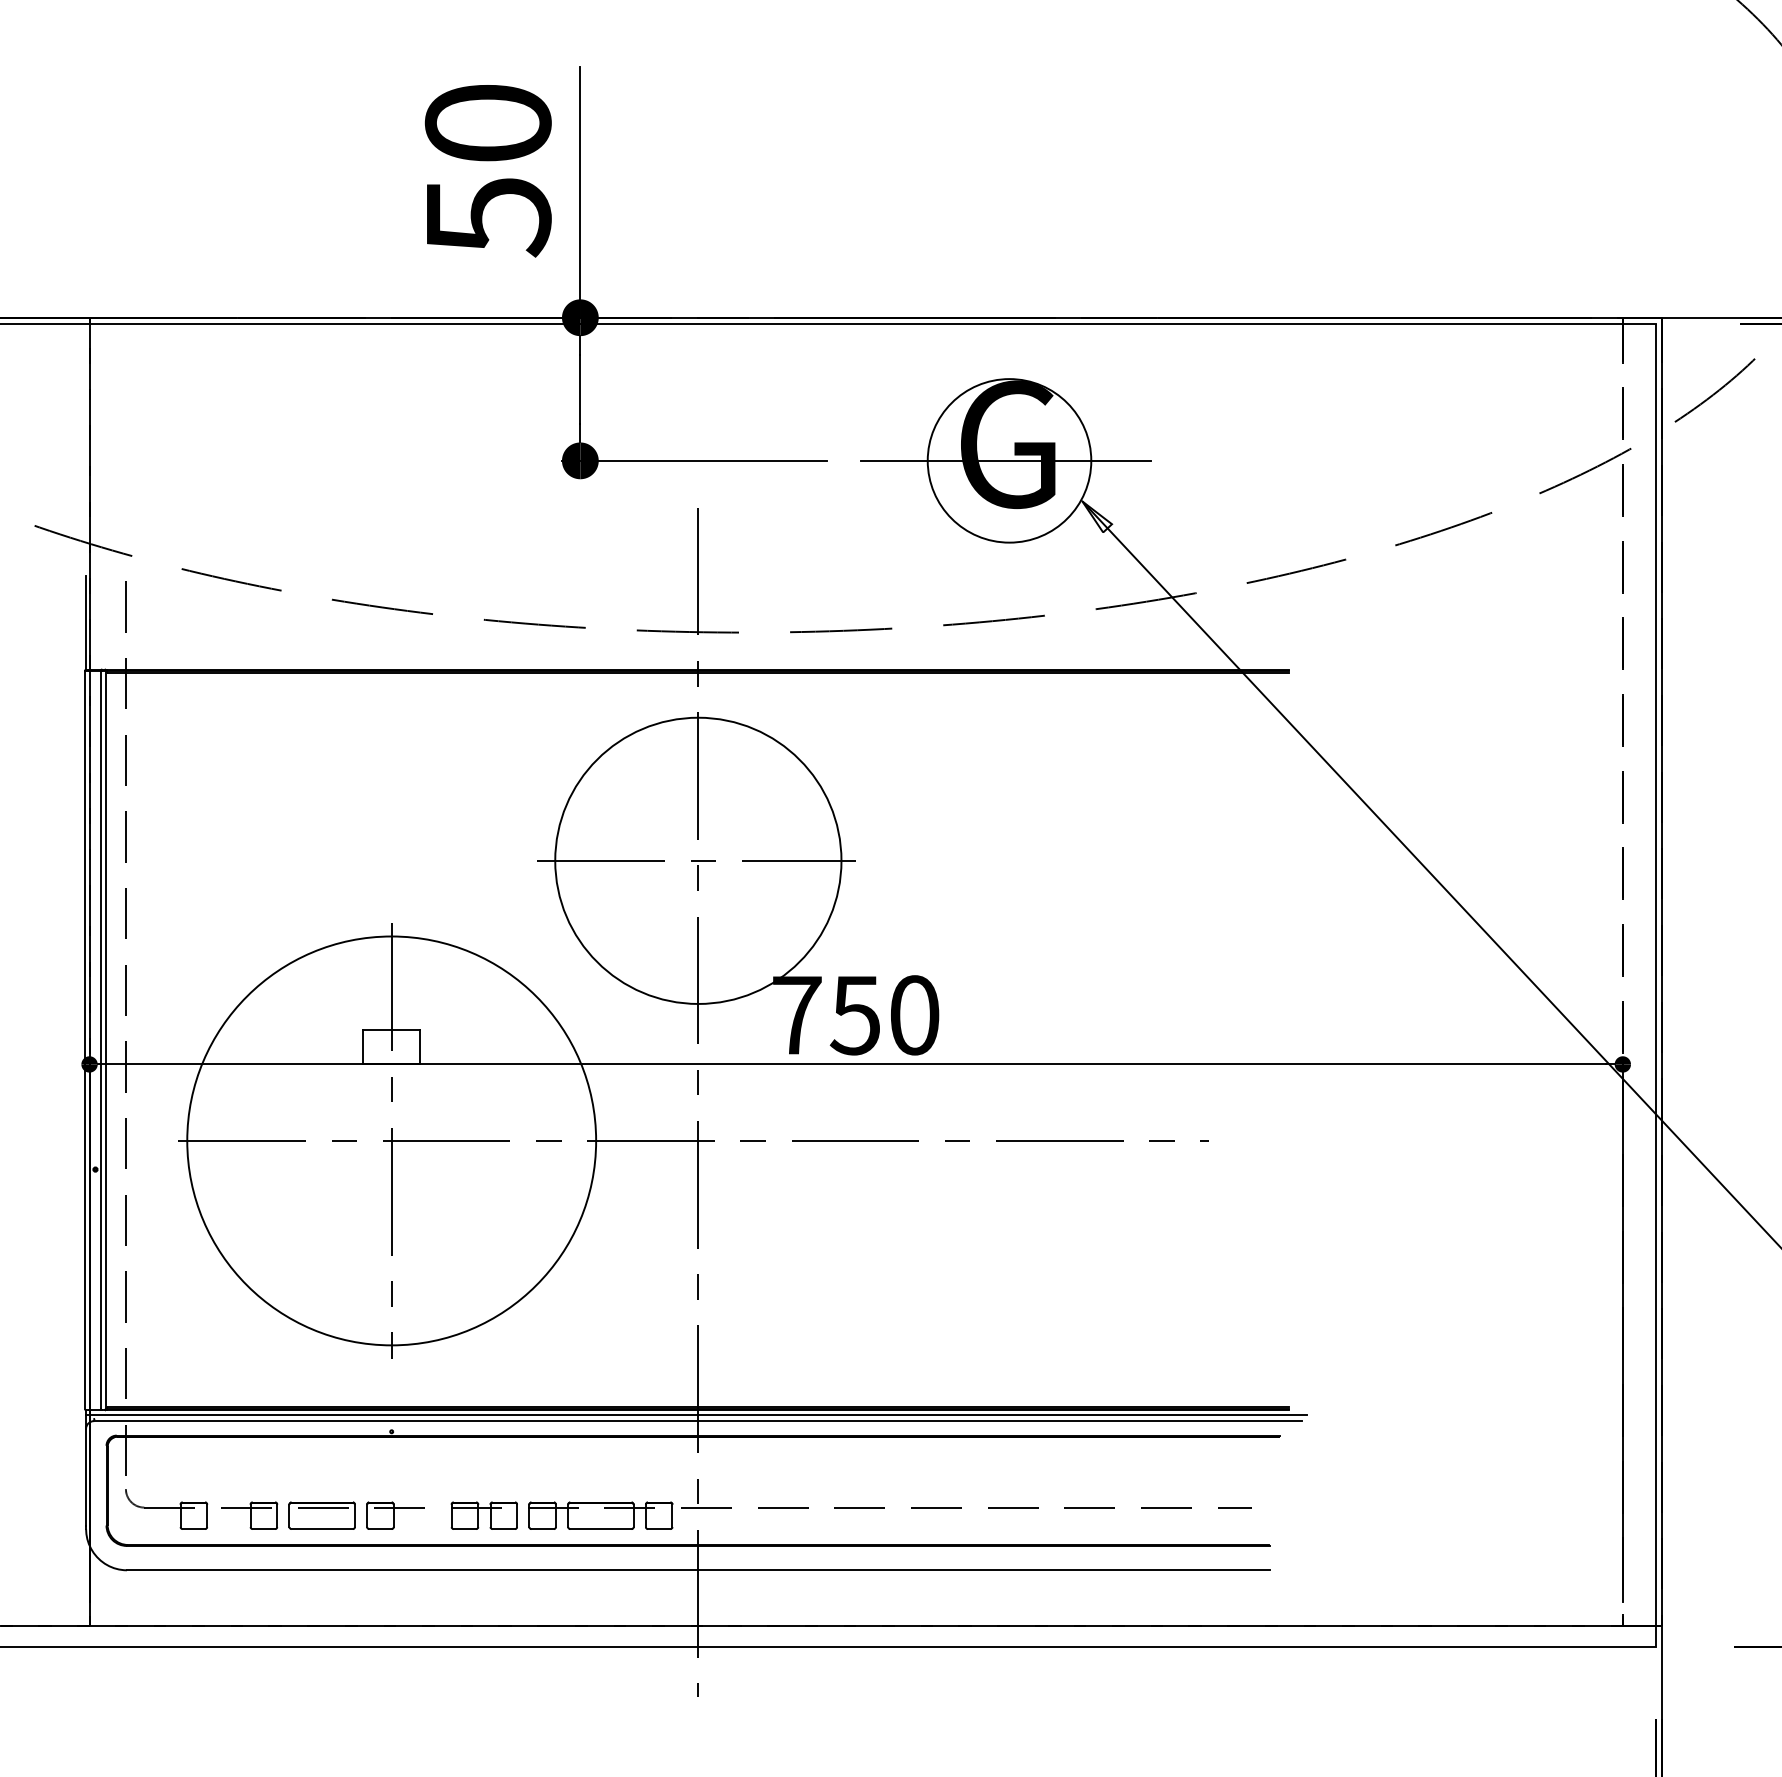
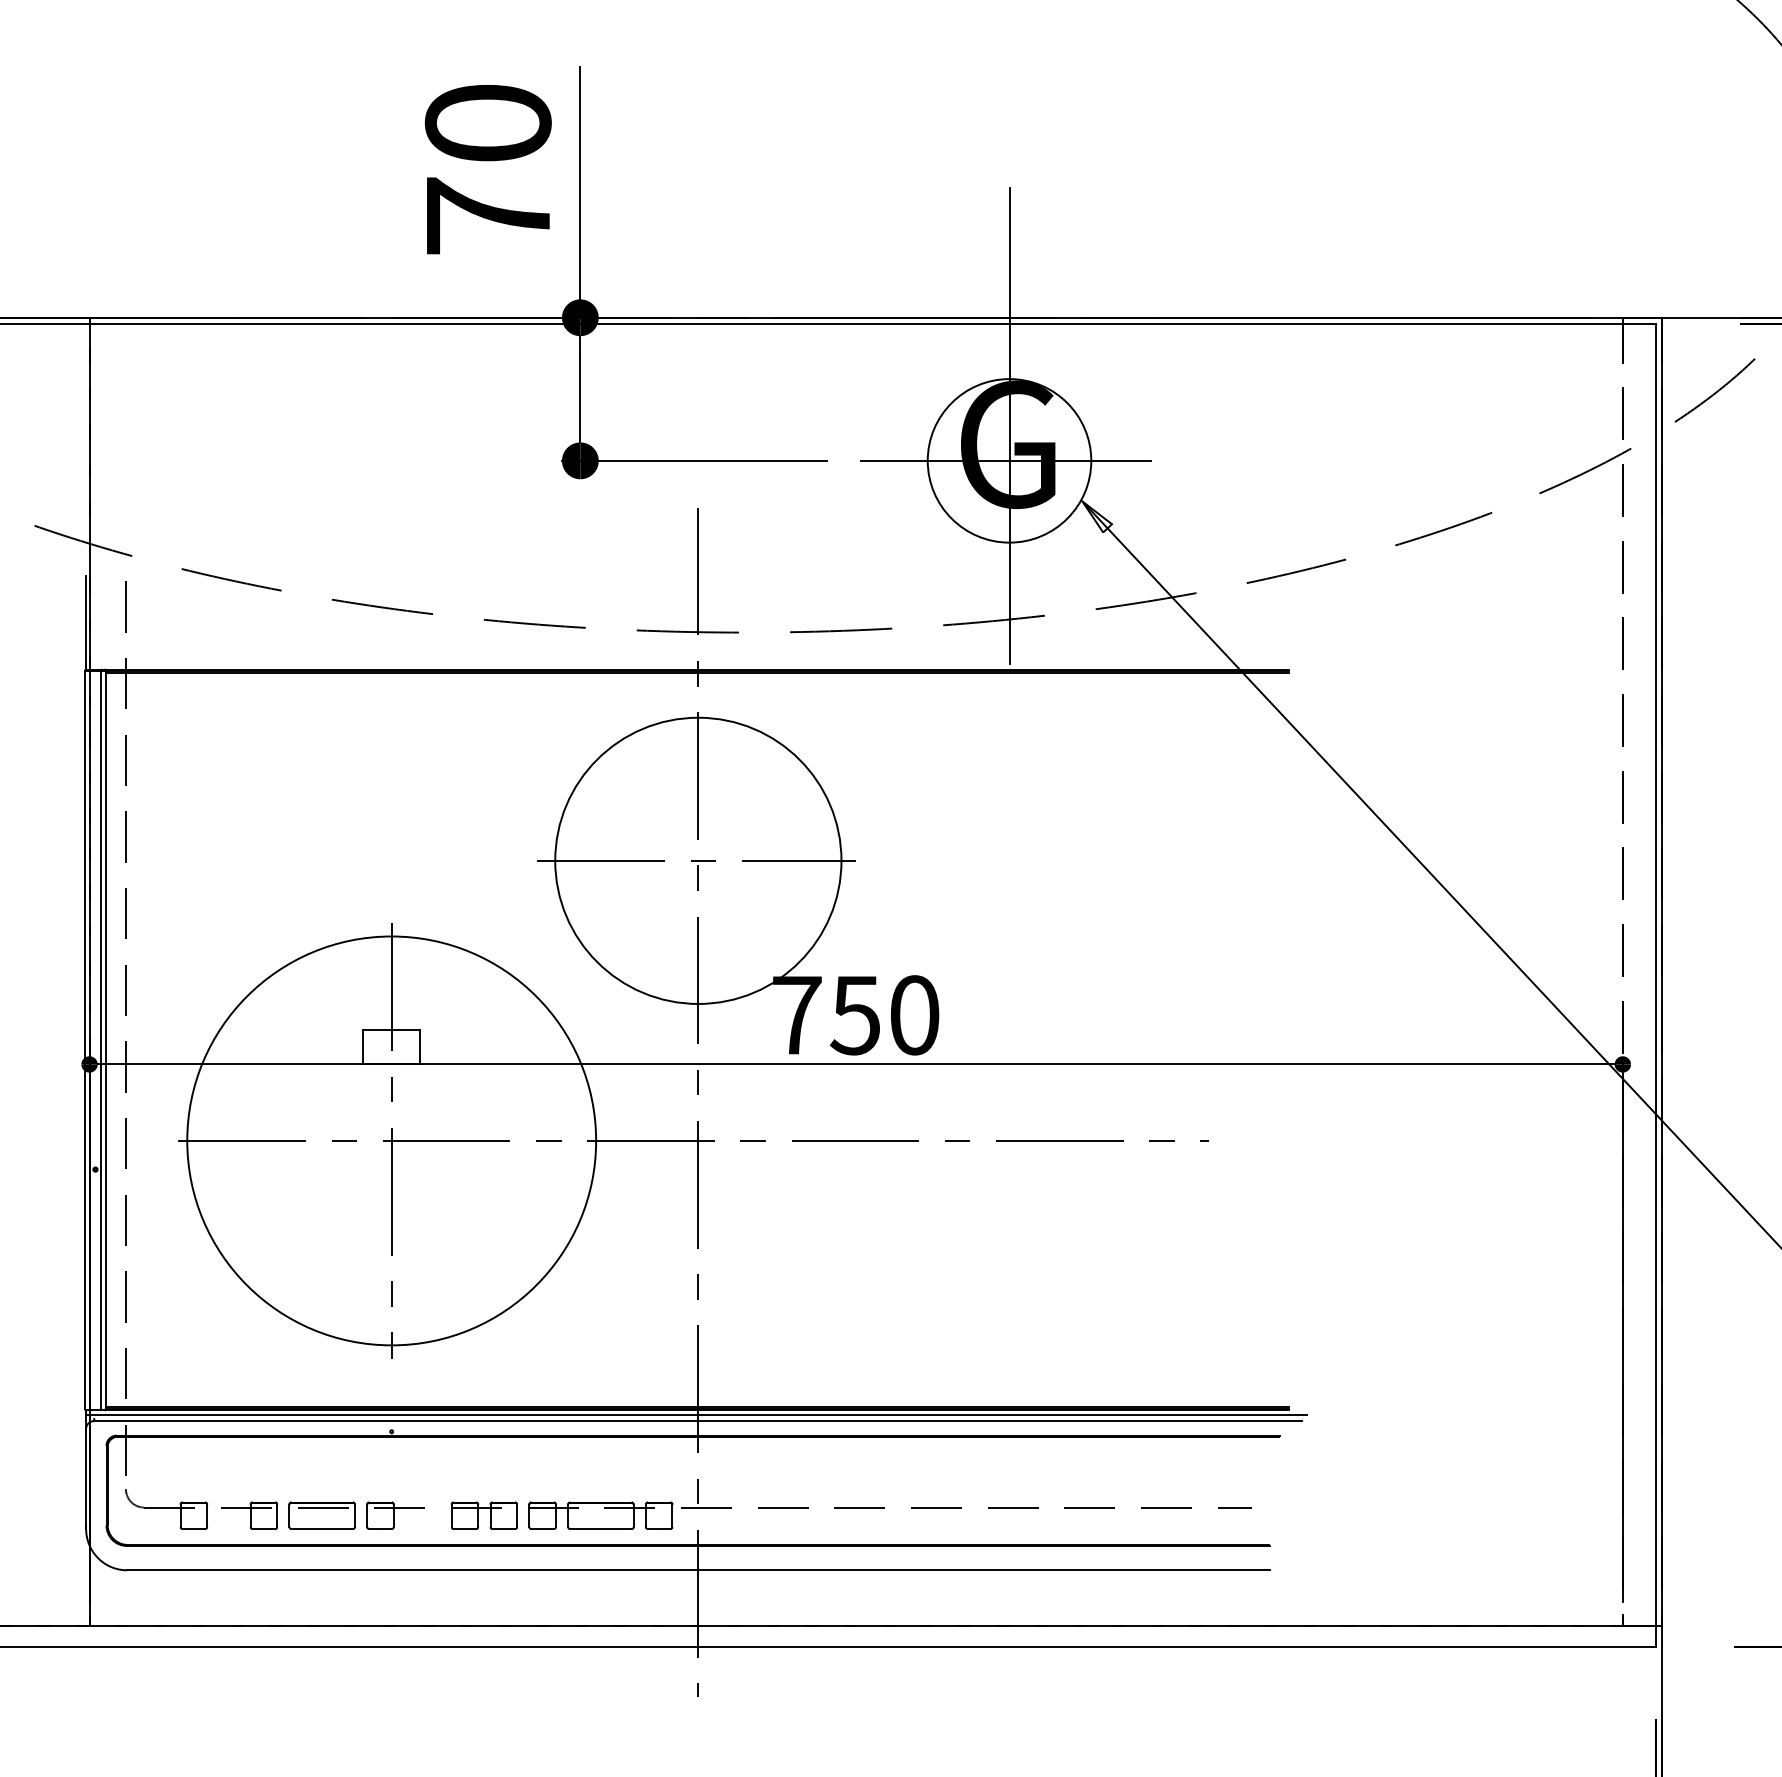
text: 50 -> 70 (489, 217)
line: none -> present (1009, 425)
